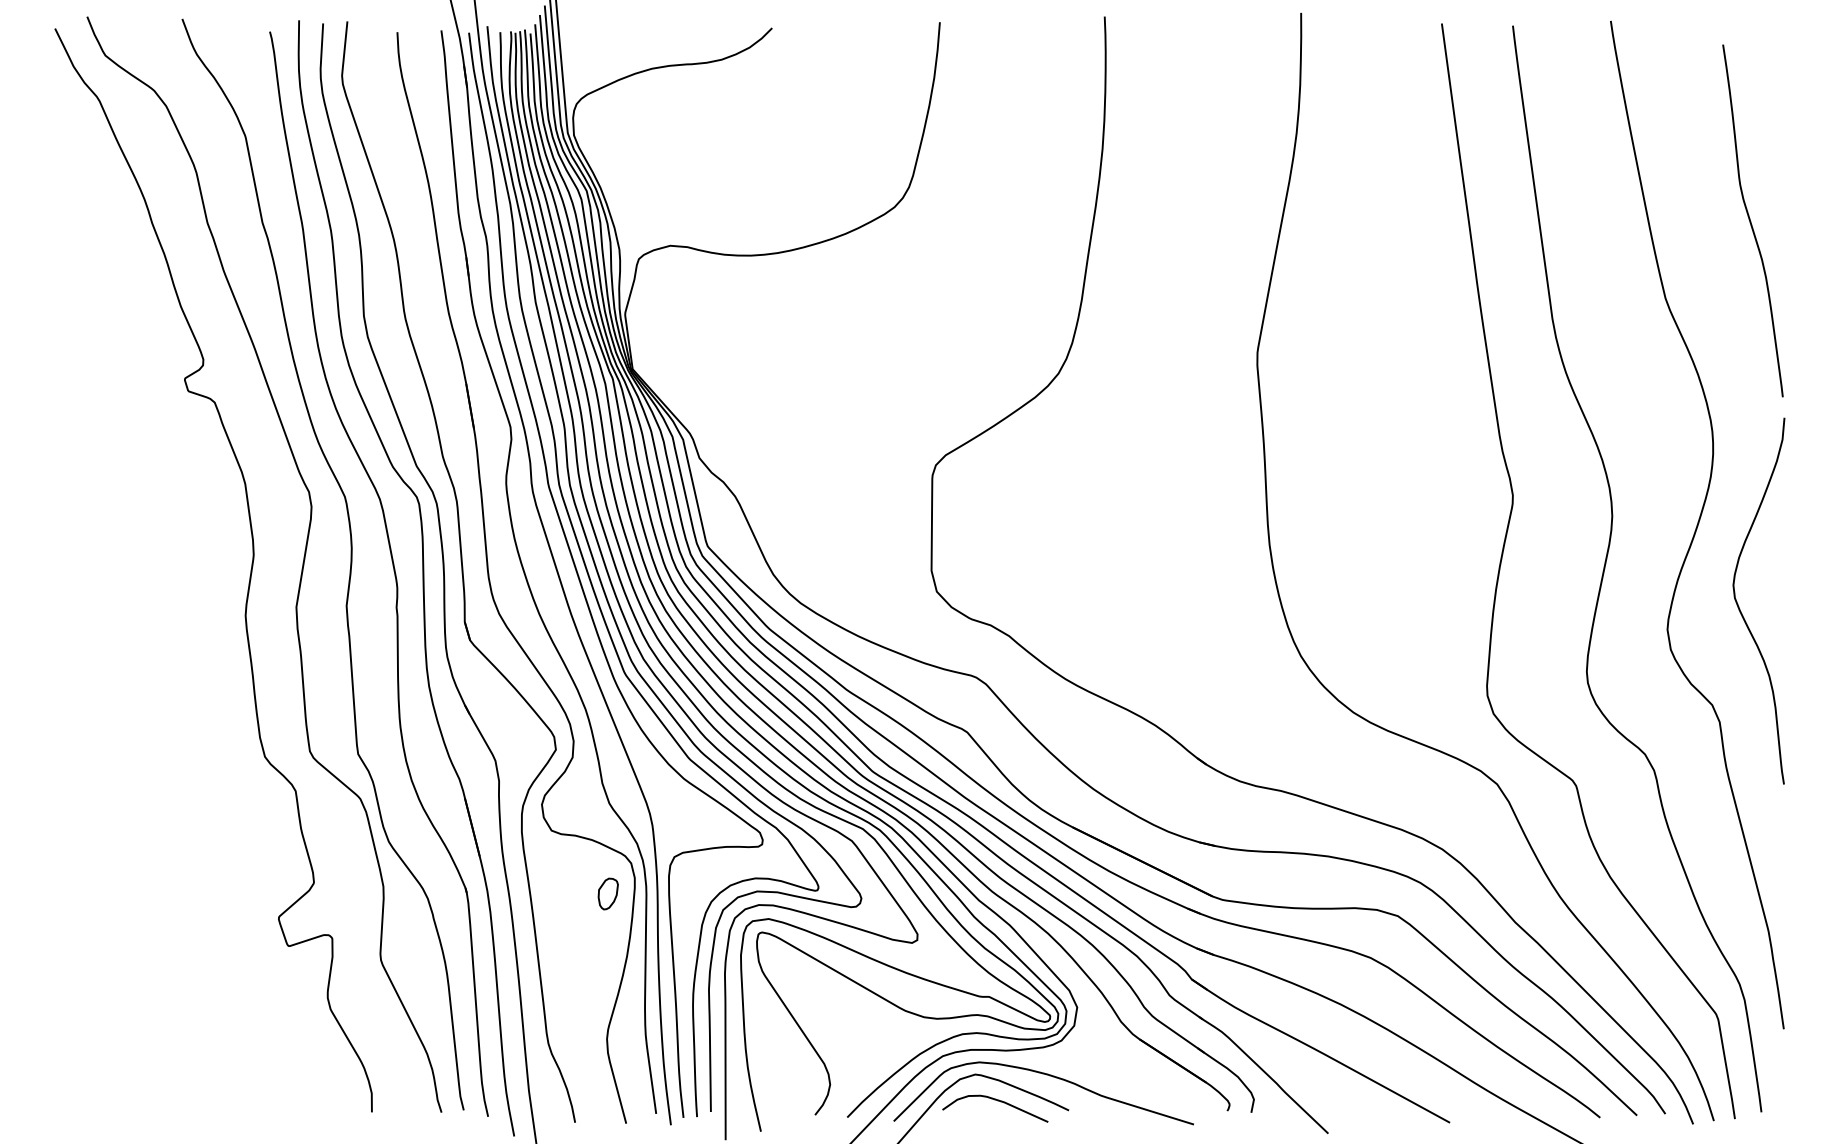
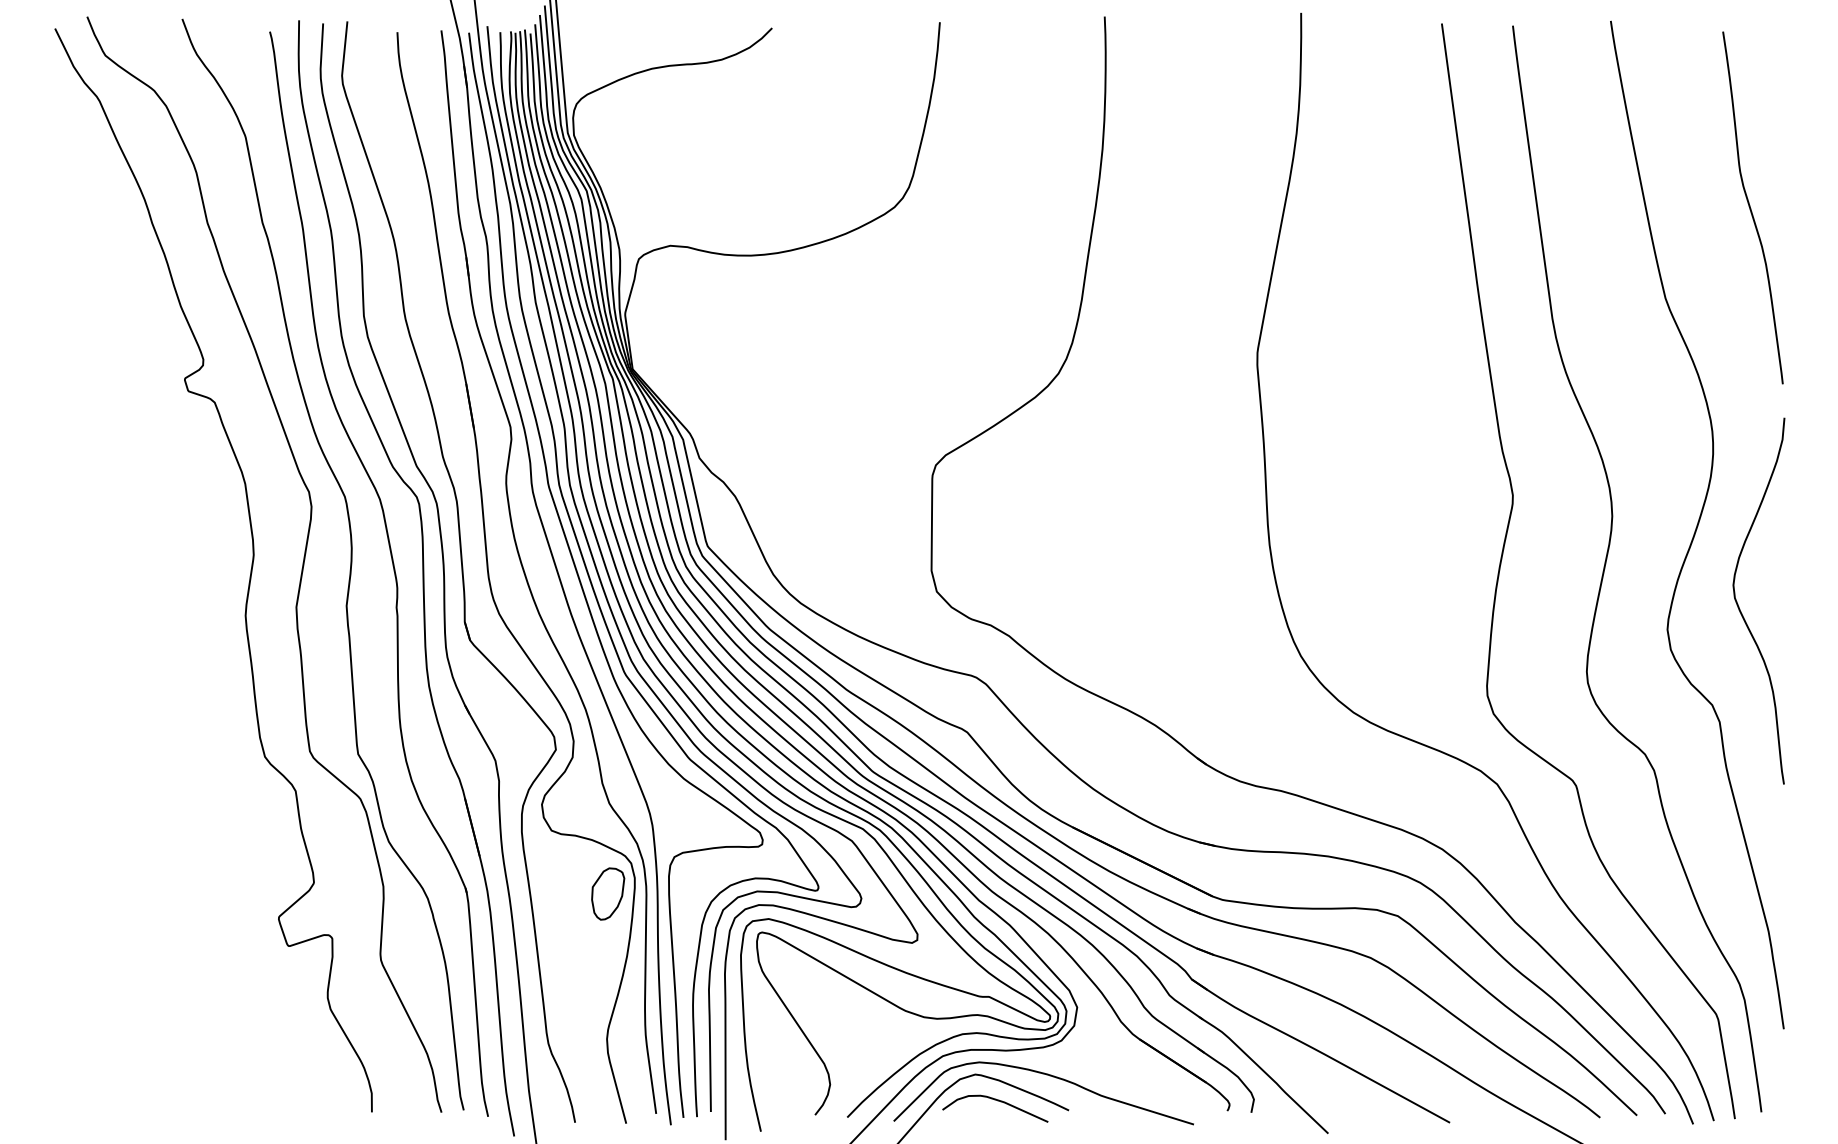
curve position: (1751, 221) -> (1751, 208) (1751, 208)
part size: 22x34 px -> 35x54 px (608, 893)
